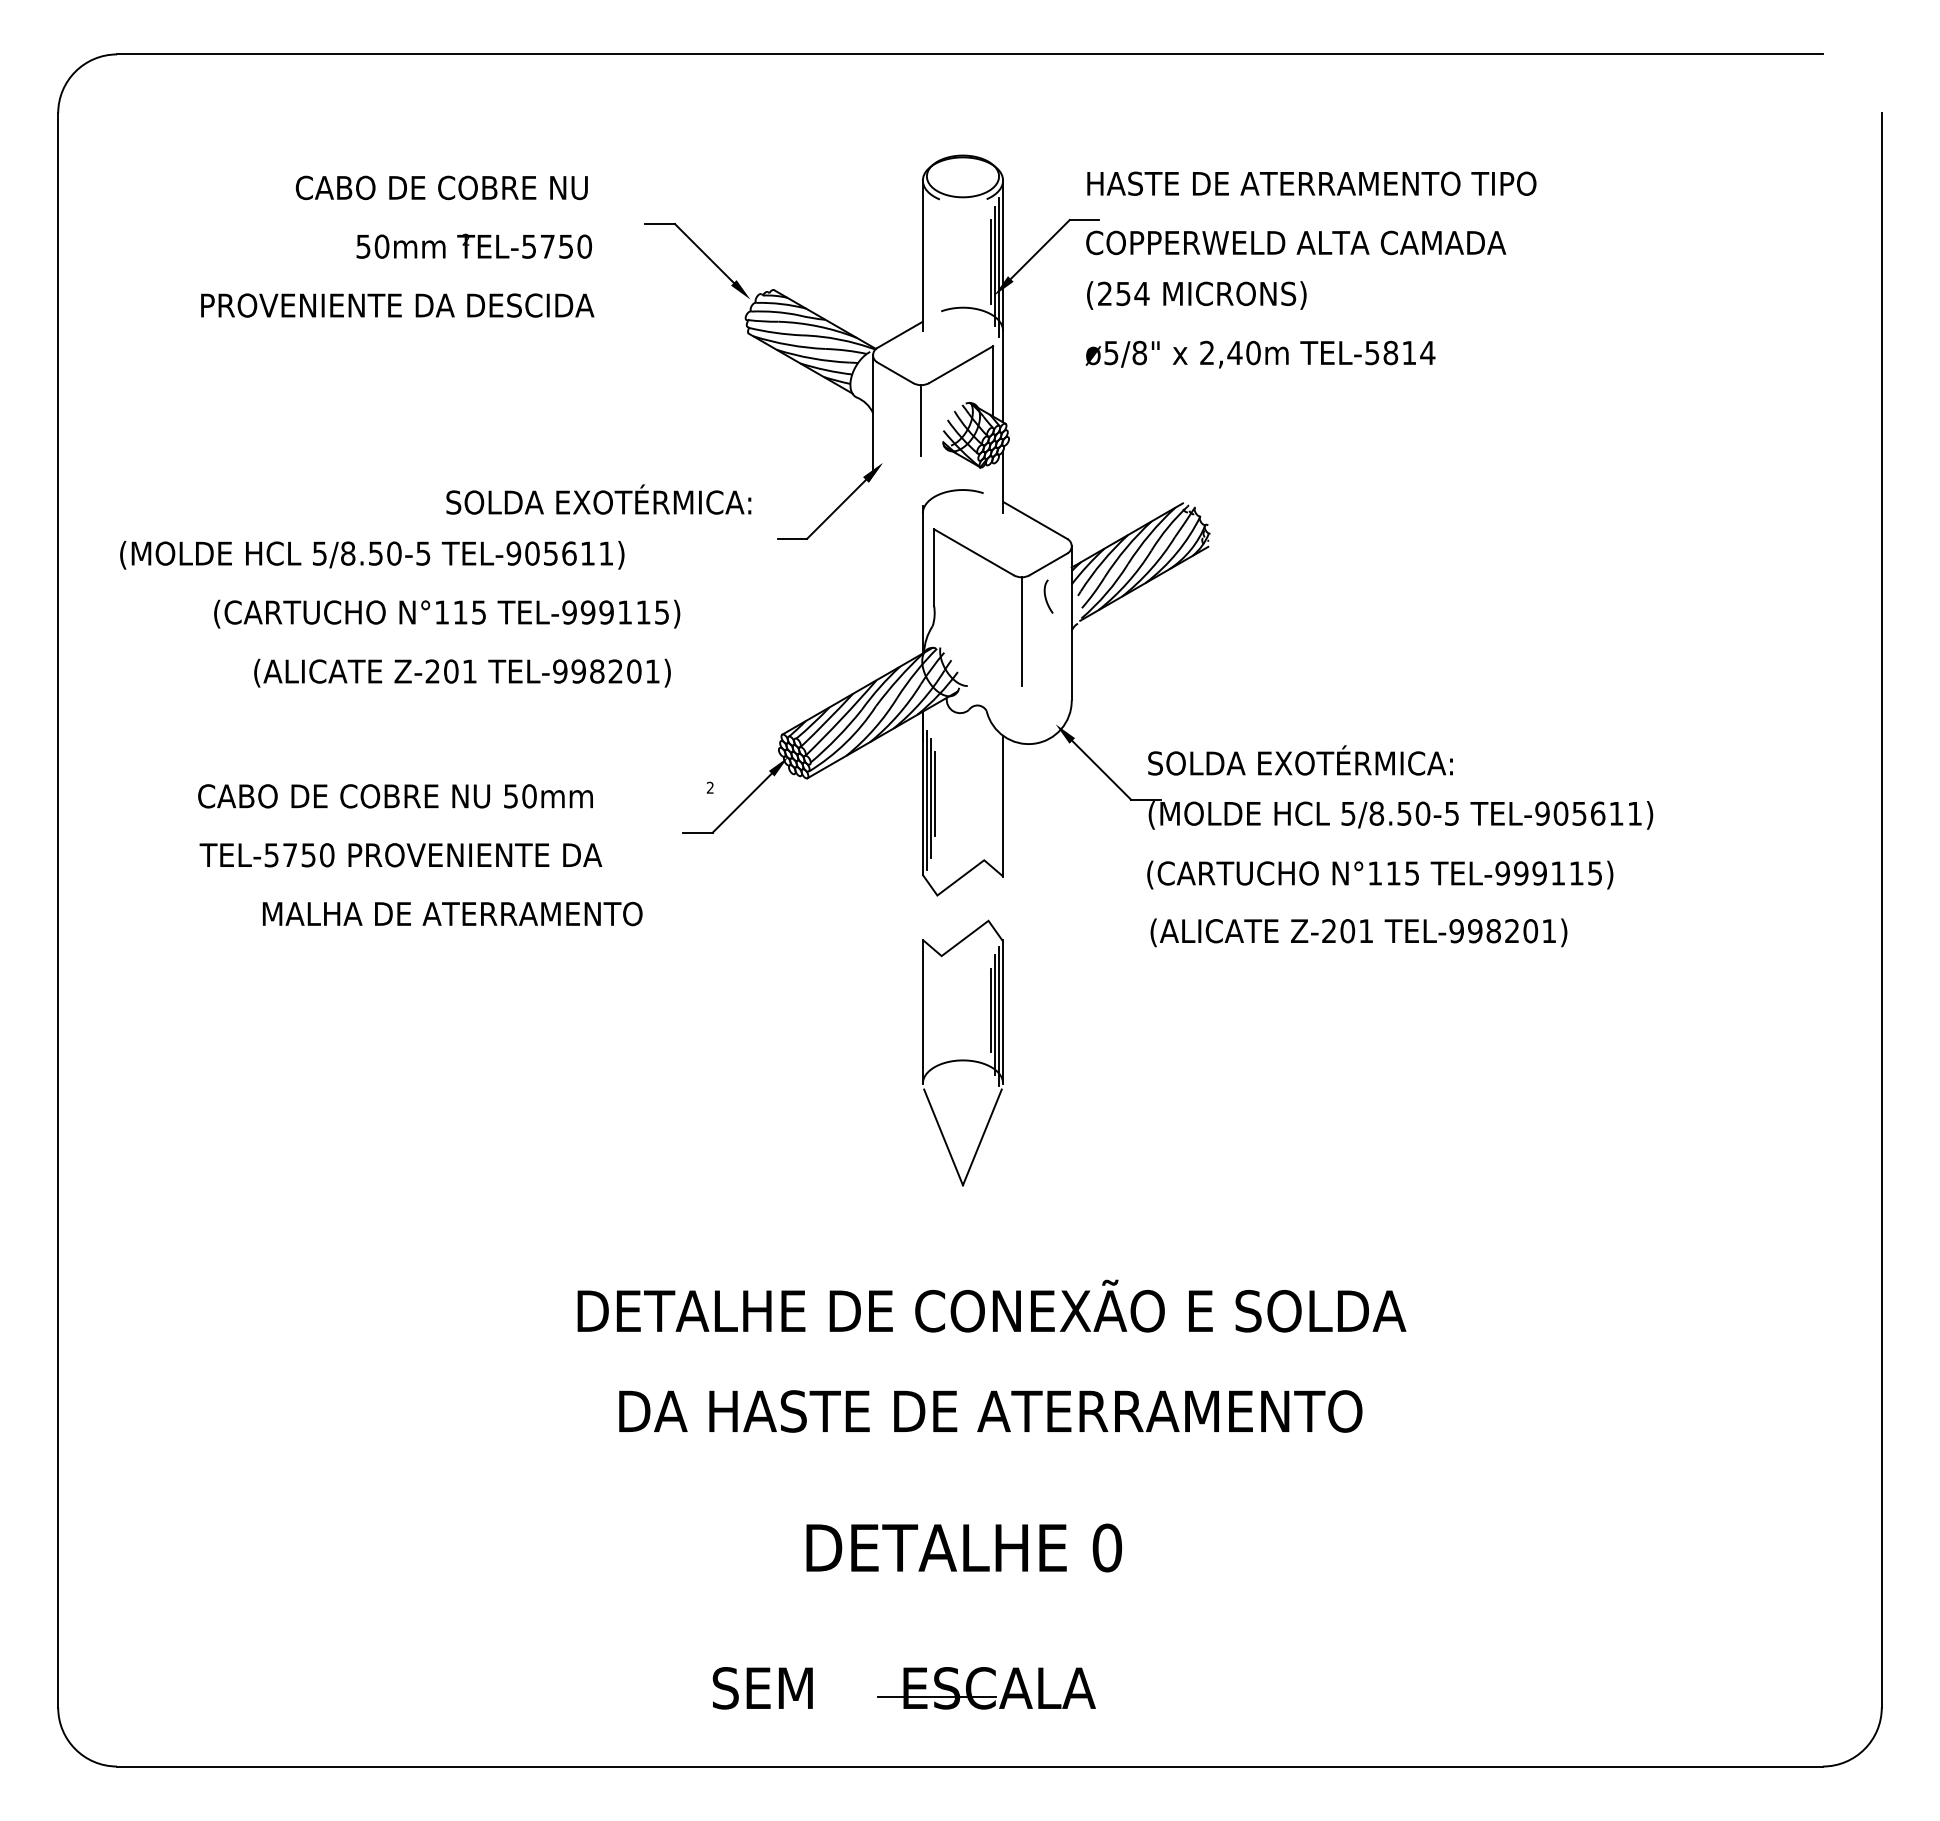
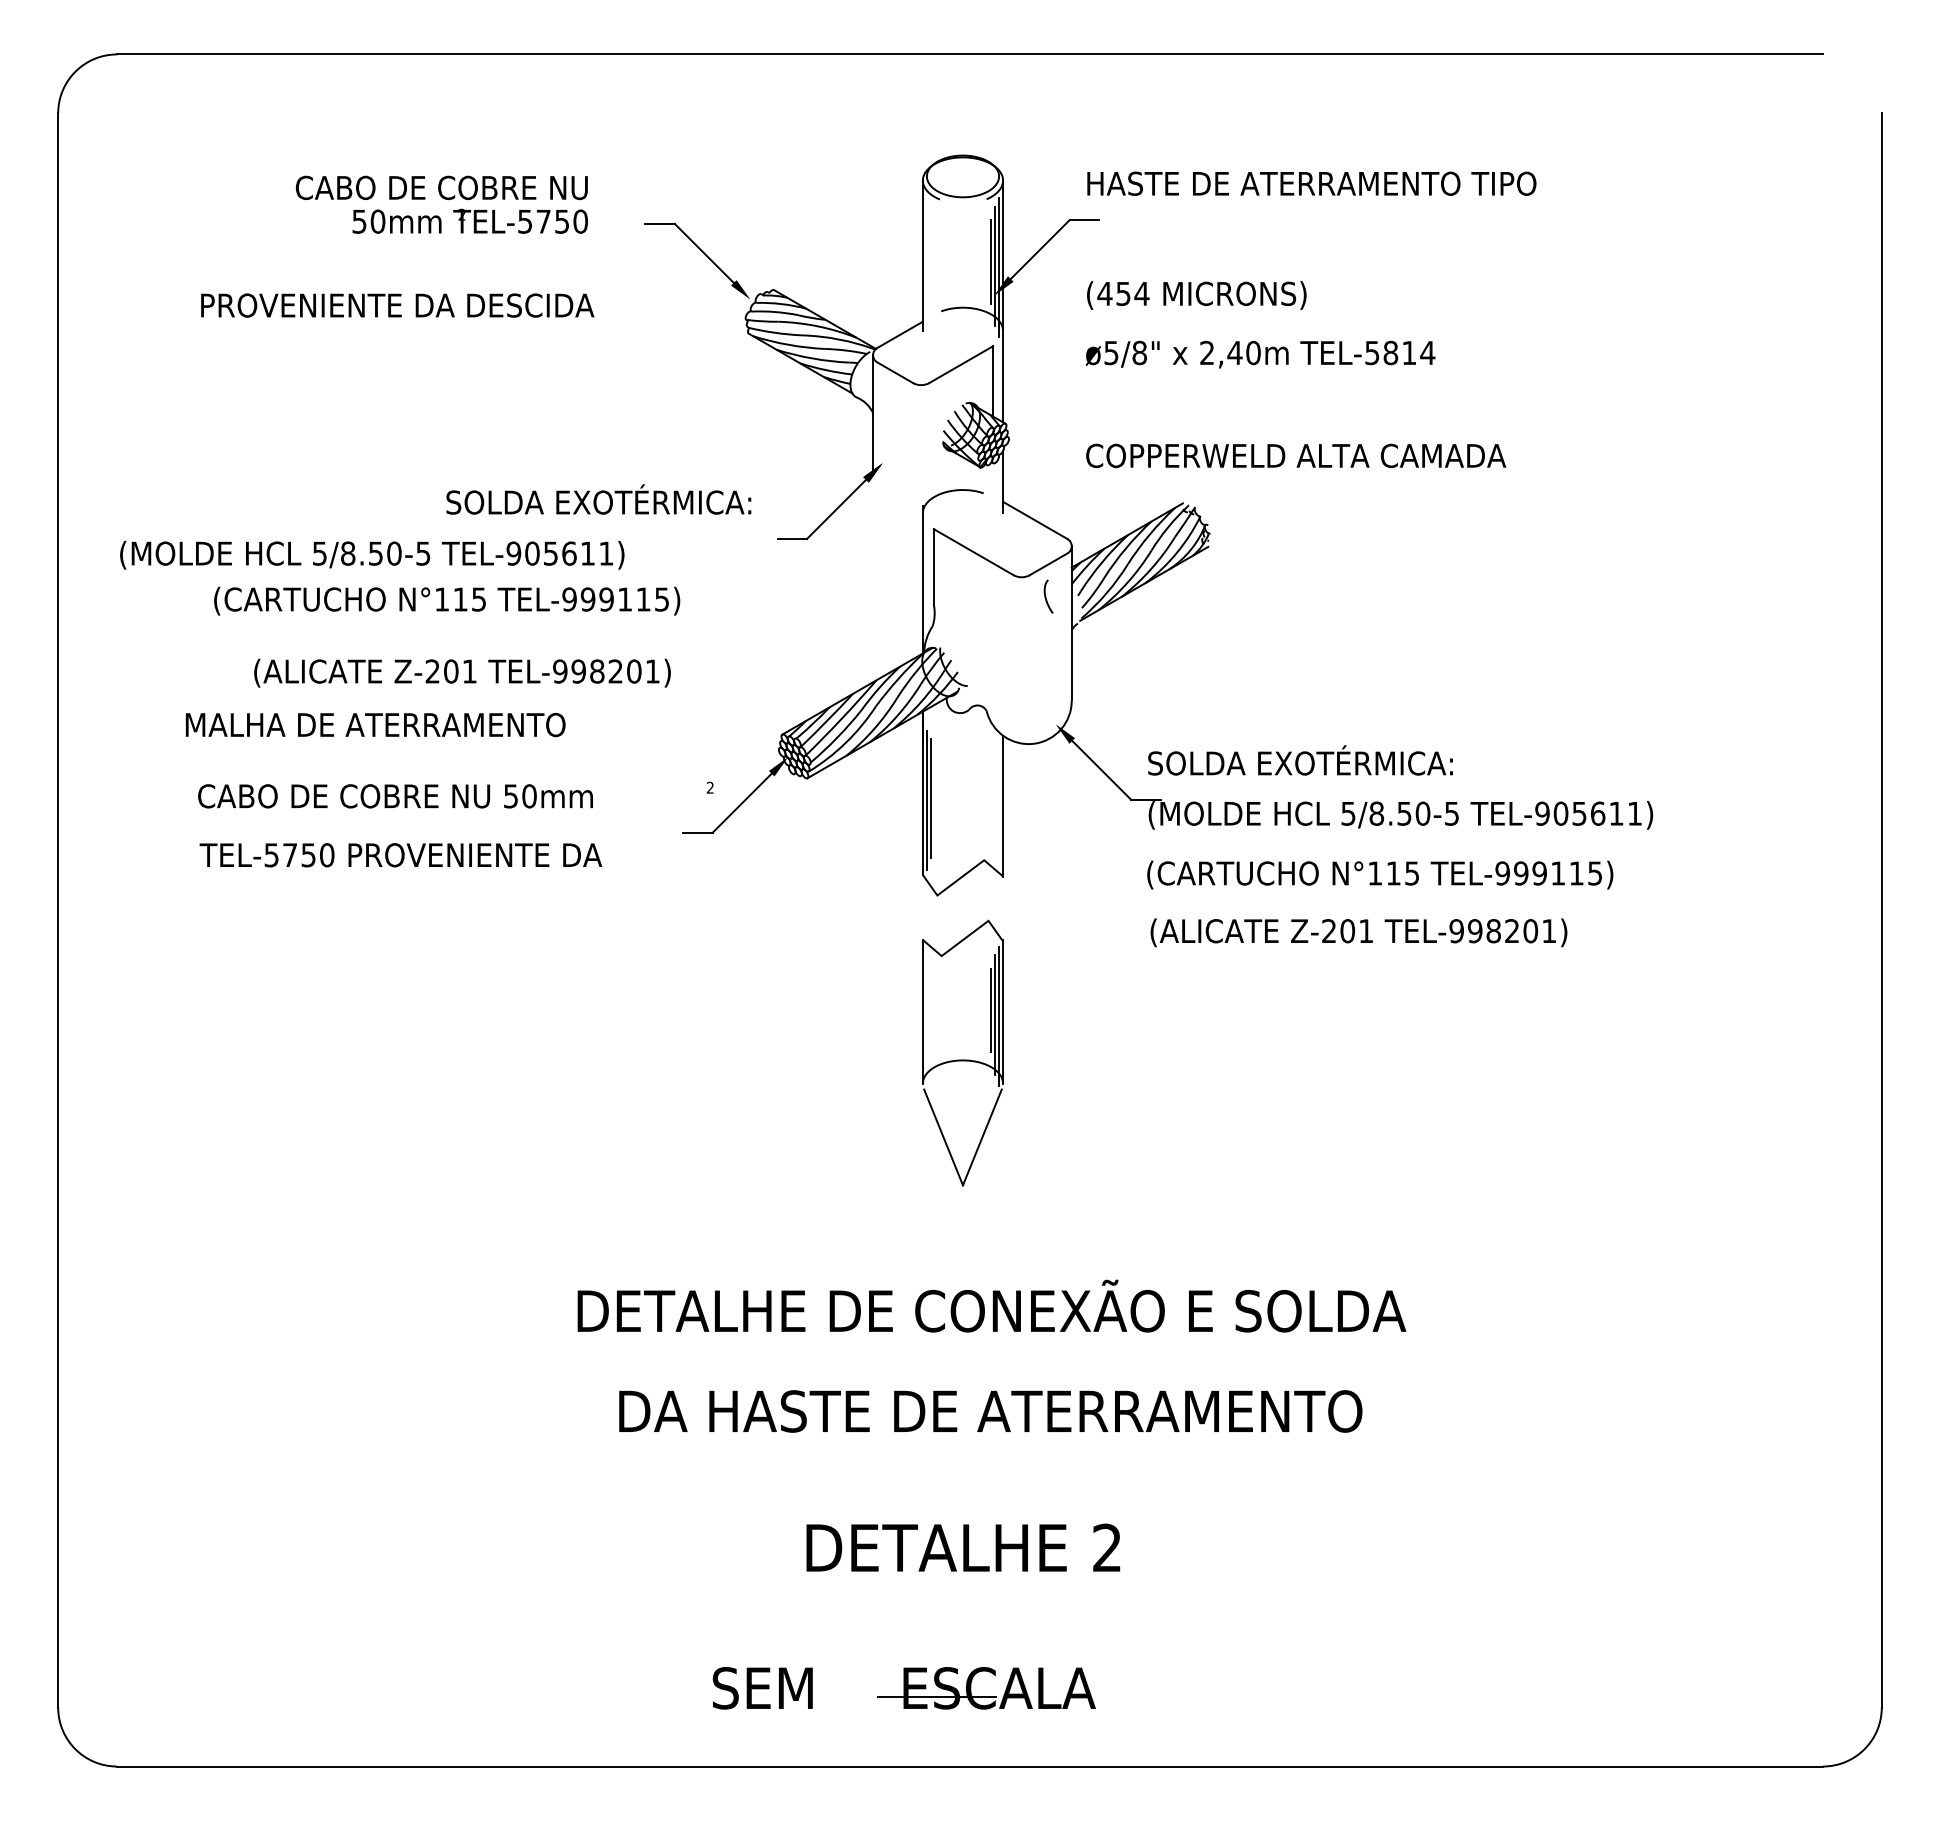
text position: (1296, 242) -> (1296, 455) (1296, 455)
text position: (473, 245) -> (469, 220) (469, 220)
text: (254 -> (454 (1104, 293)
line: present -> none (921, 420)
text position: (447, 613) -> (447, 600) (447, 600)
line: present -> none (1021, 631)
line: present -> none (935, 794)
text position: (452, 913) -> (375, 724) (375, 724)
text: 0 -> 2 (1107, 1547)
